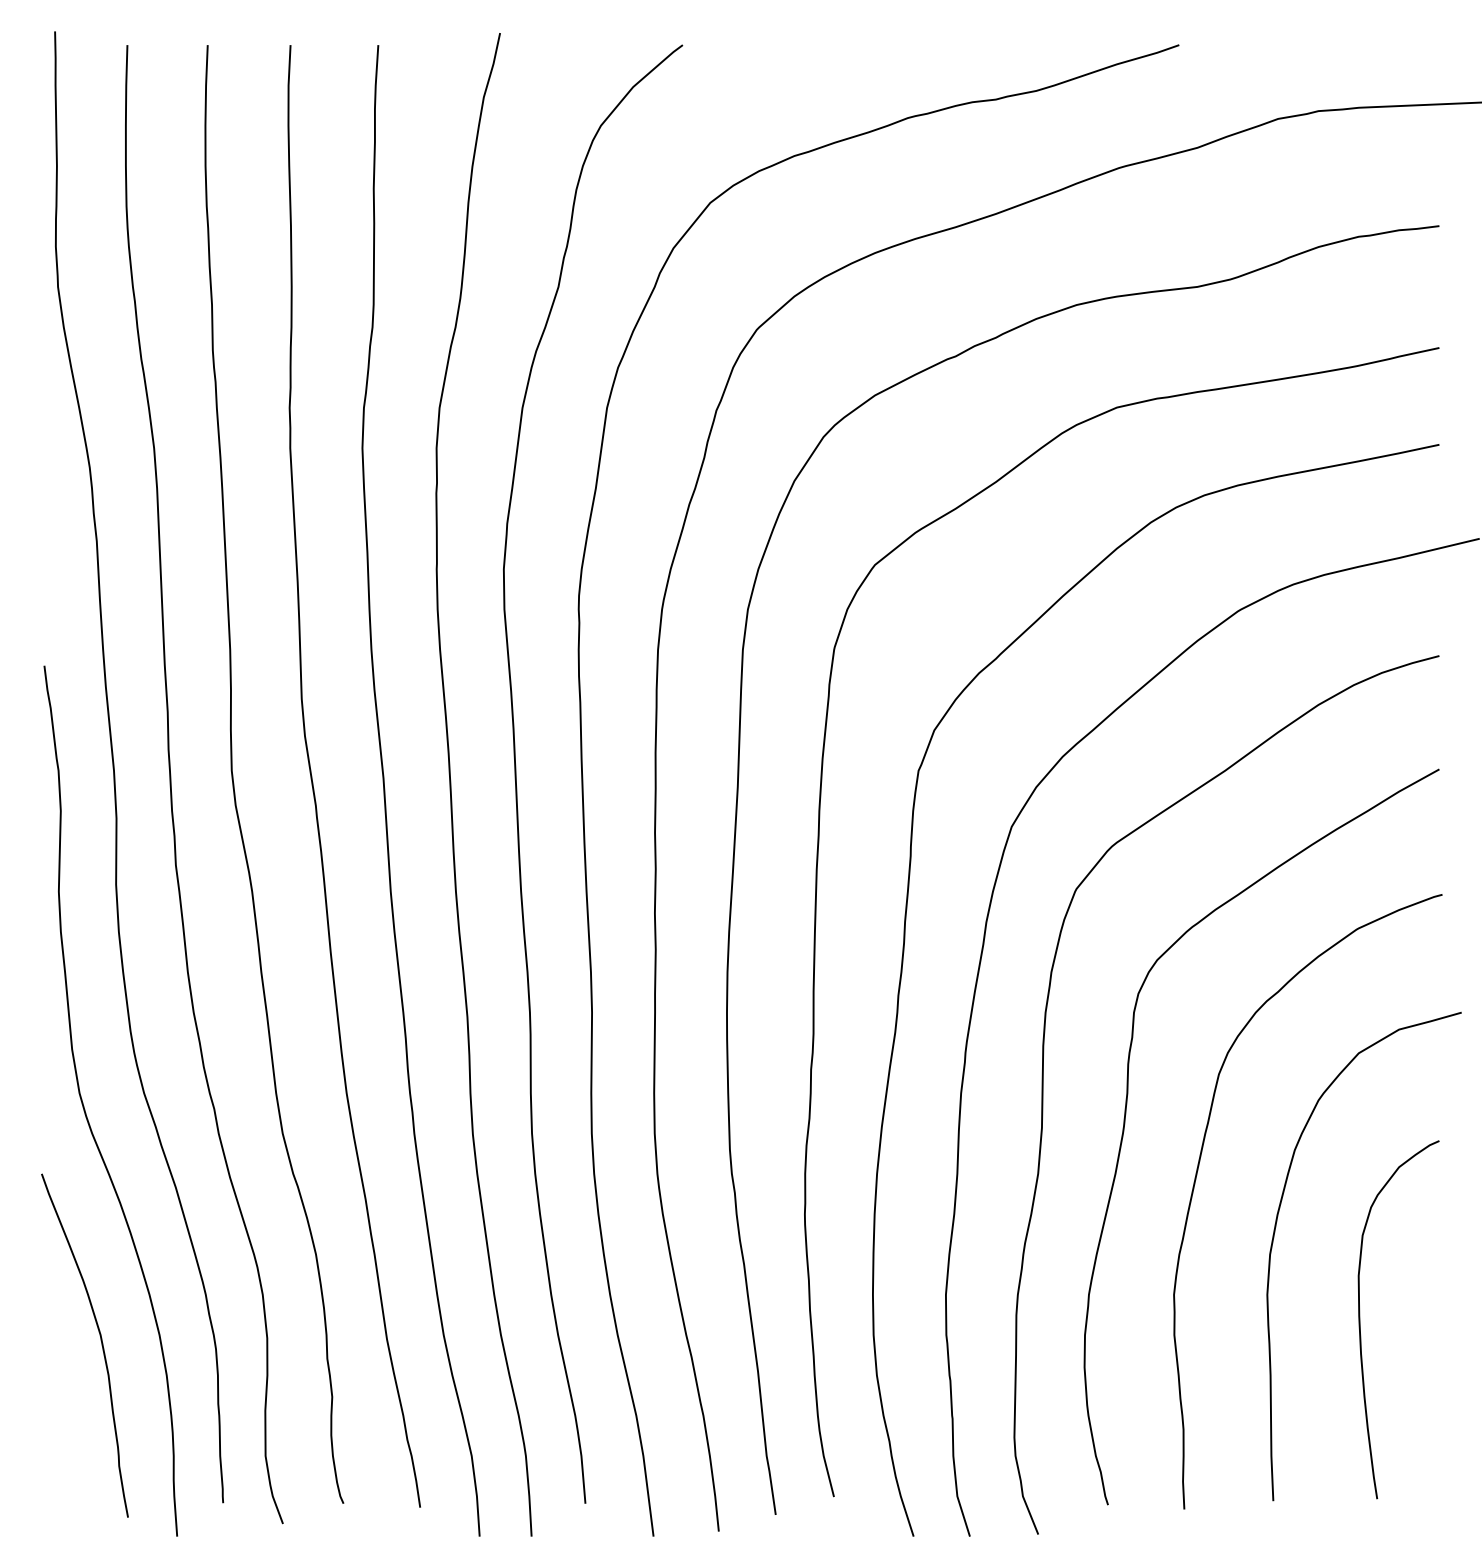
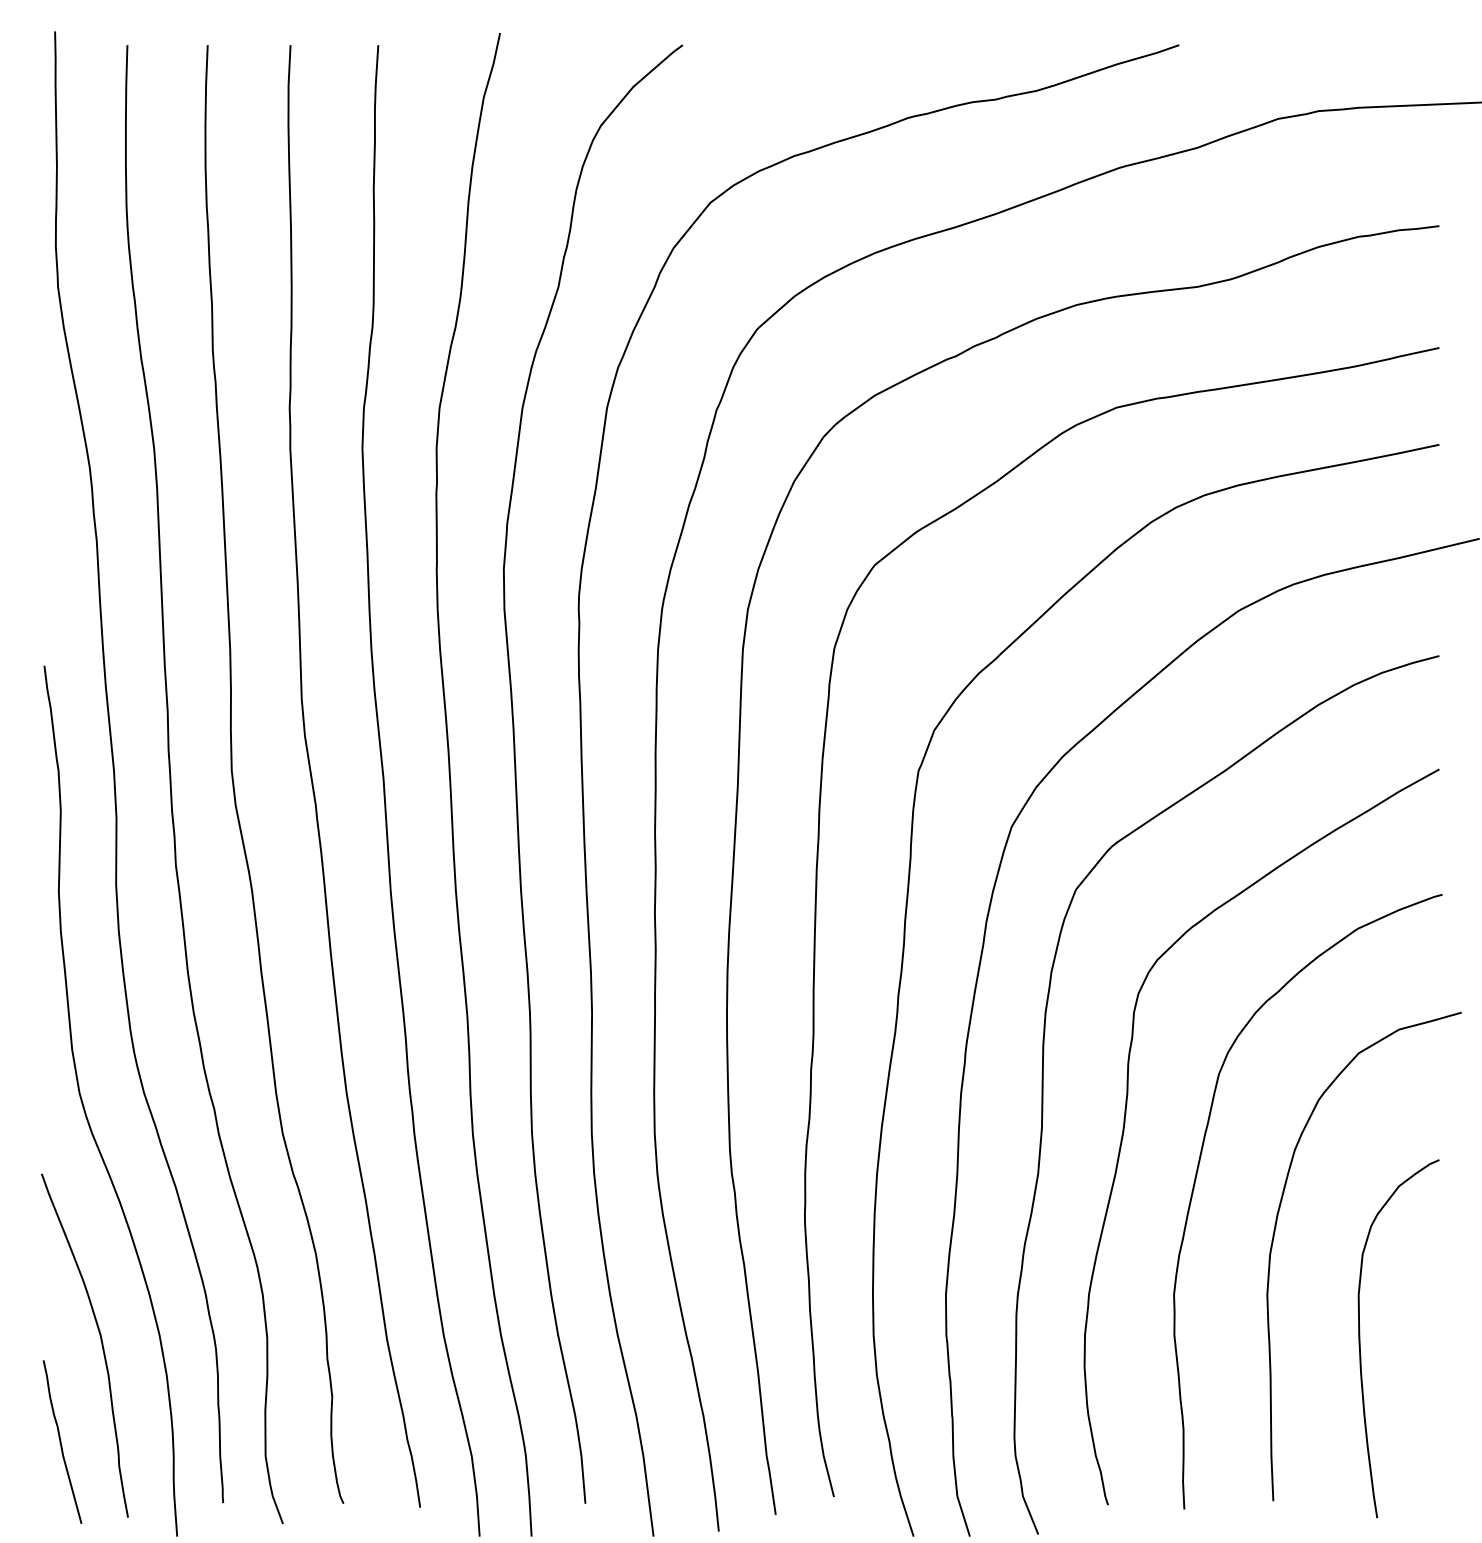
curve position: (1360, 1319) -> (1360, 1338) (1360, 1338)
curve: none -> present (61, 1441)
